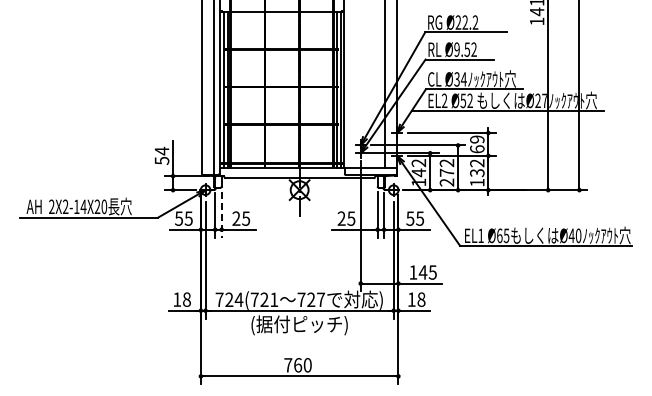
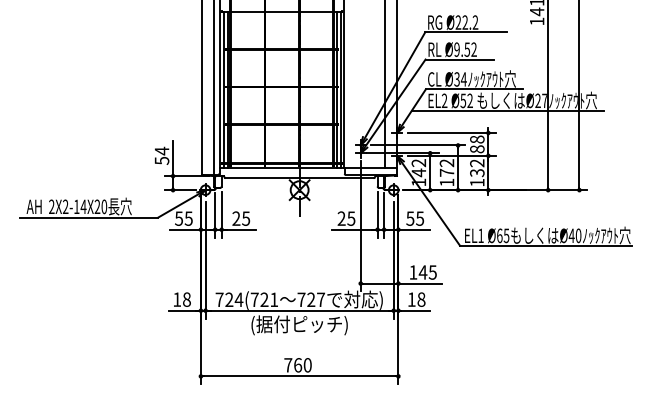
text: 69 -> 88 (477, 144)
text: 272 -> 172 (446, 182)
line: dashed -> solid (221, 214)
